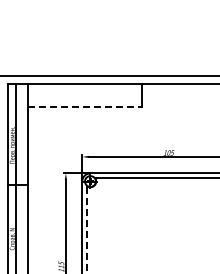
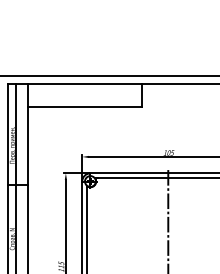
line: dashed -> solid (84, 106)
line: none -> present (168, 220)
line: dashed -> solid (87, 230)
